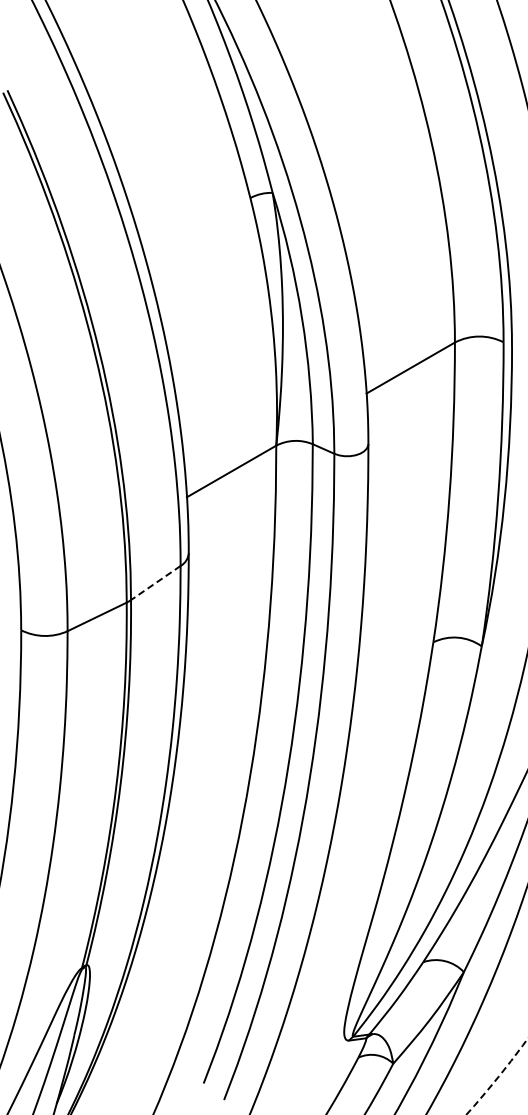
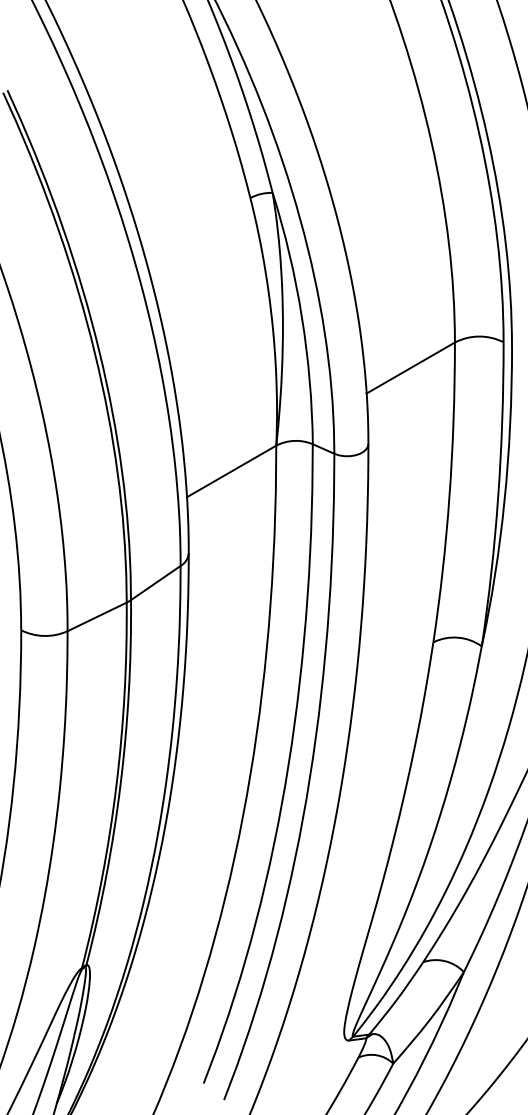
line: dashed -> solid (155, 583)
arc: dashed -> solid (498, 1076)
